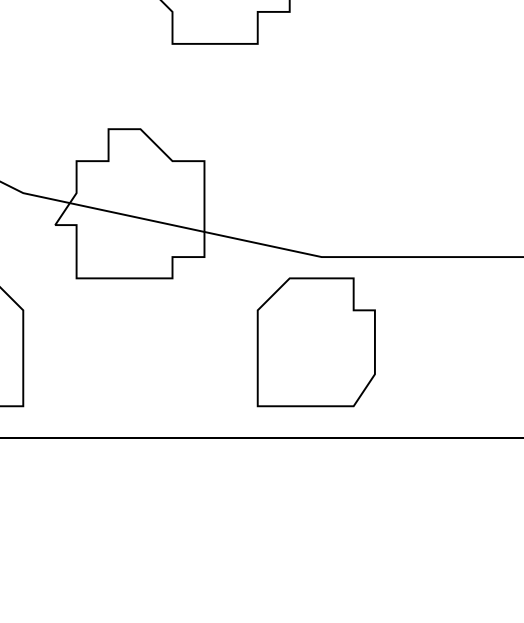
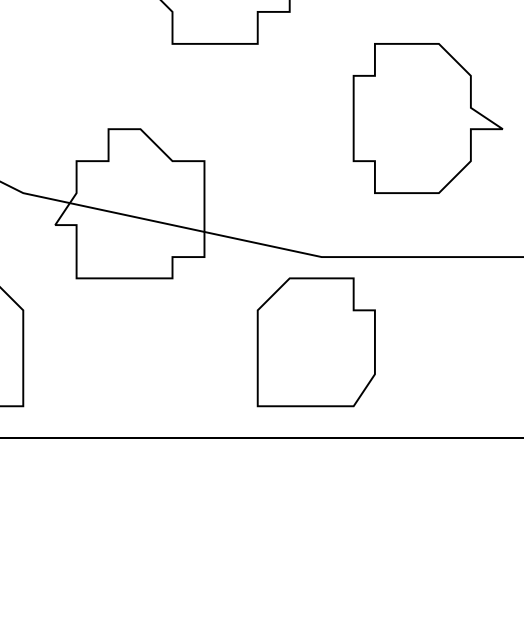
part: none -> present (427, 118)
